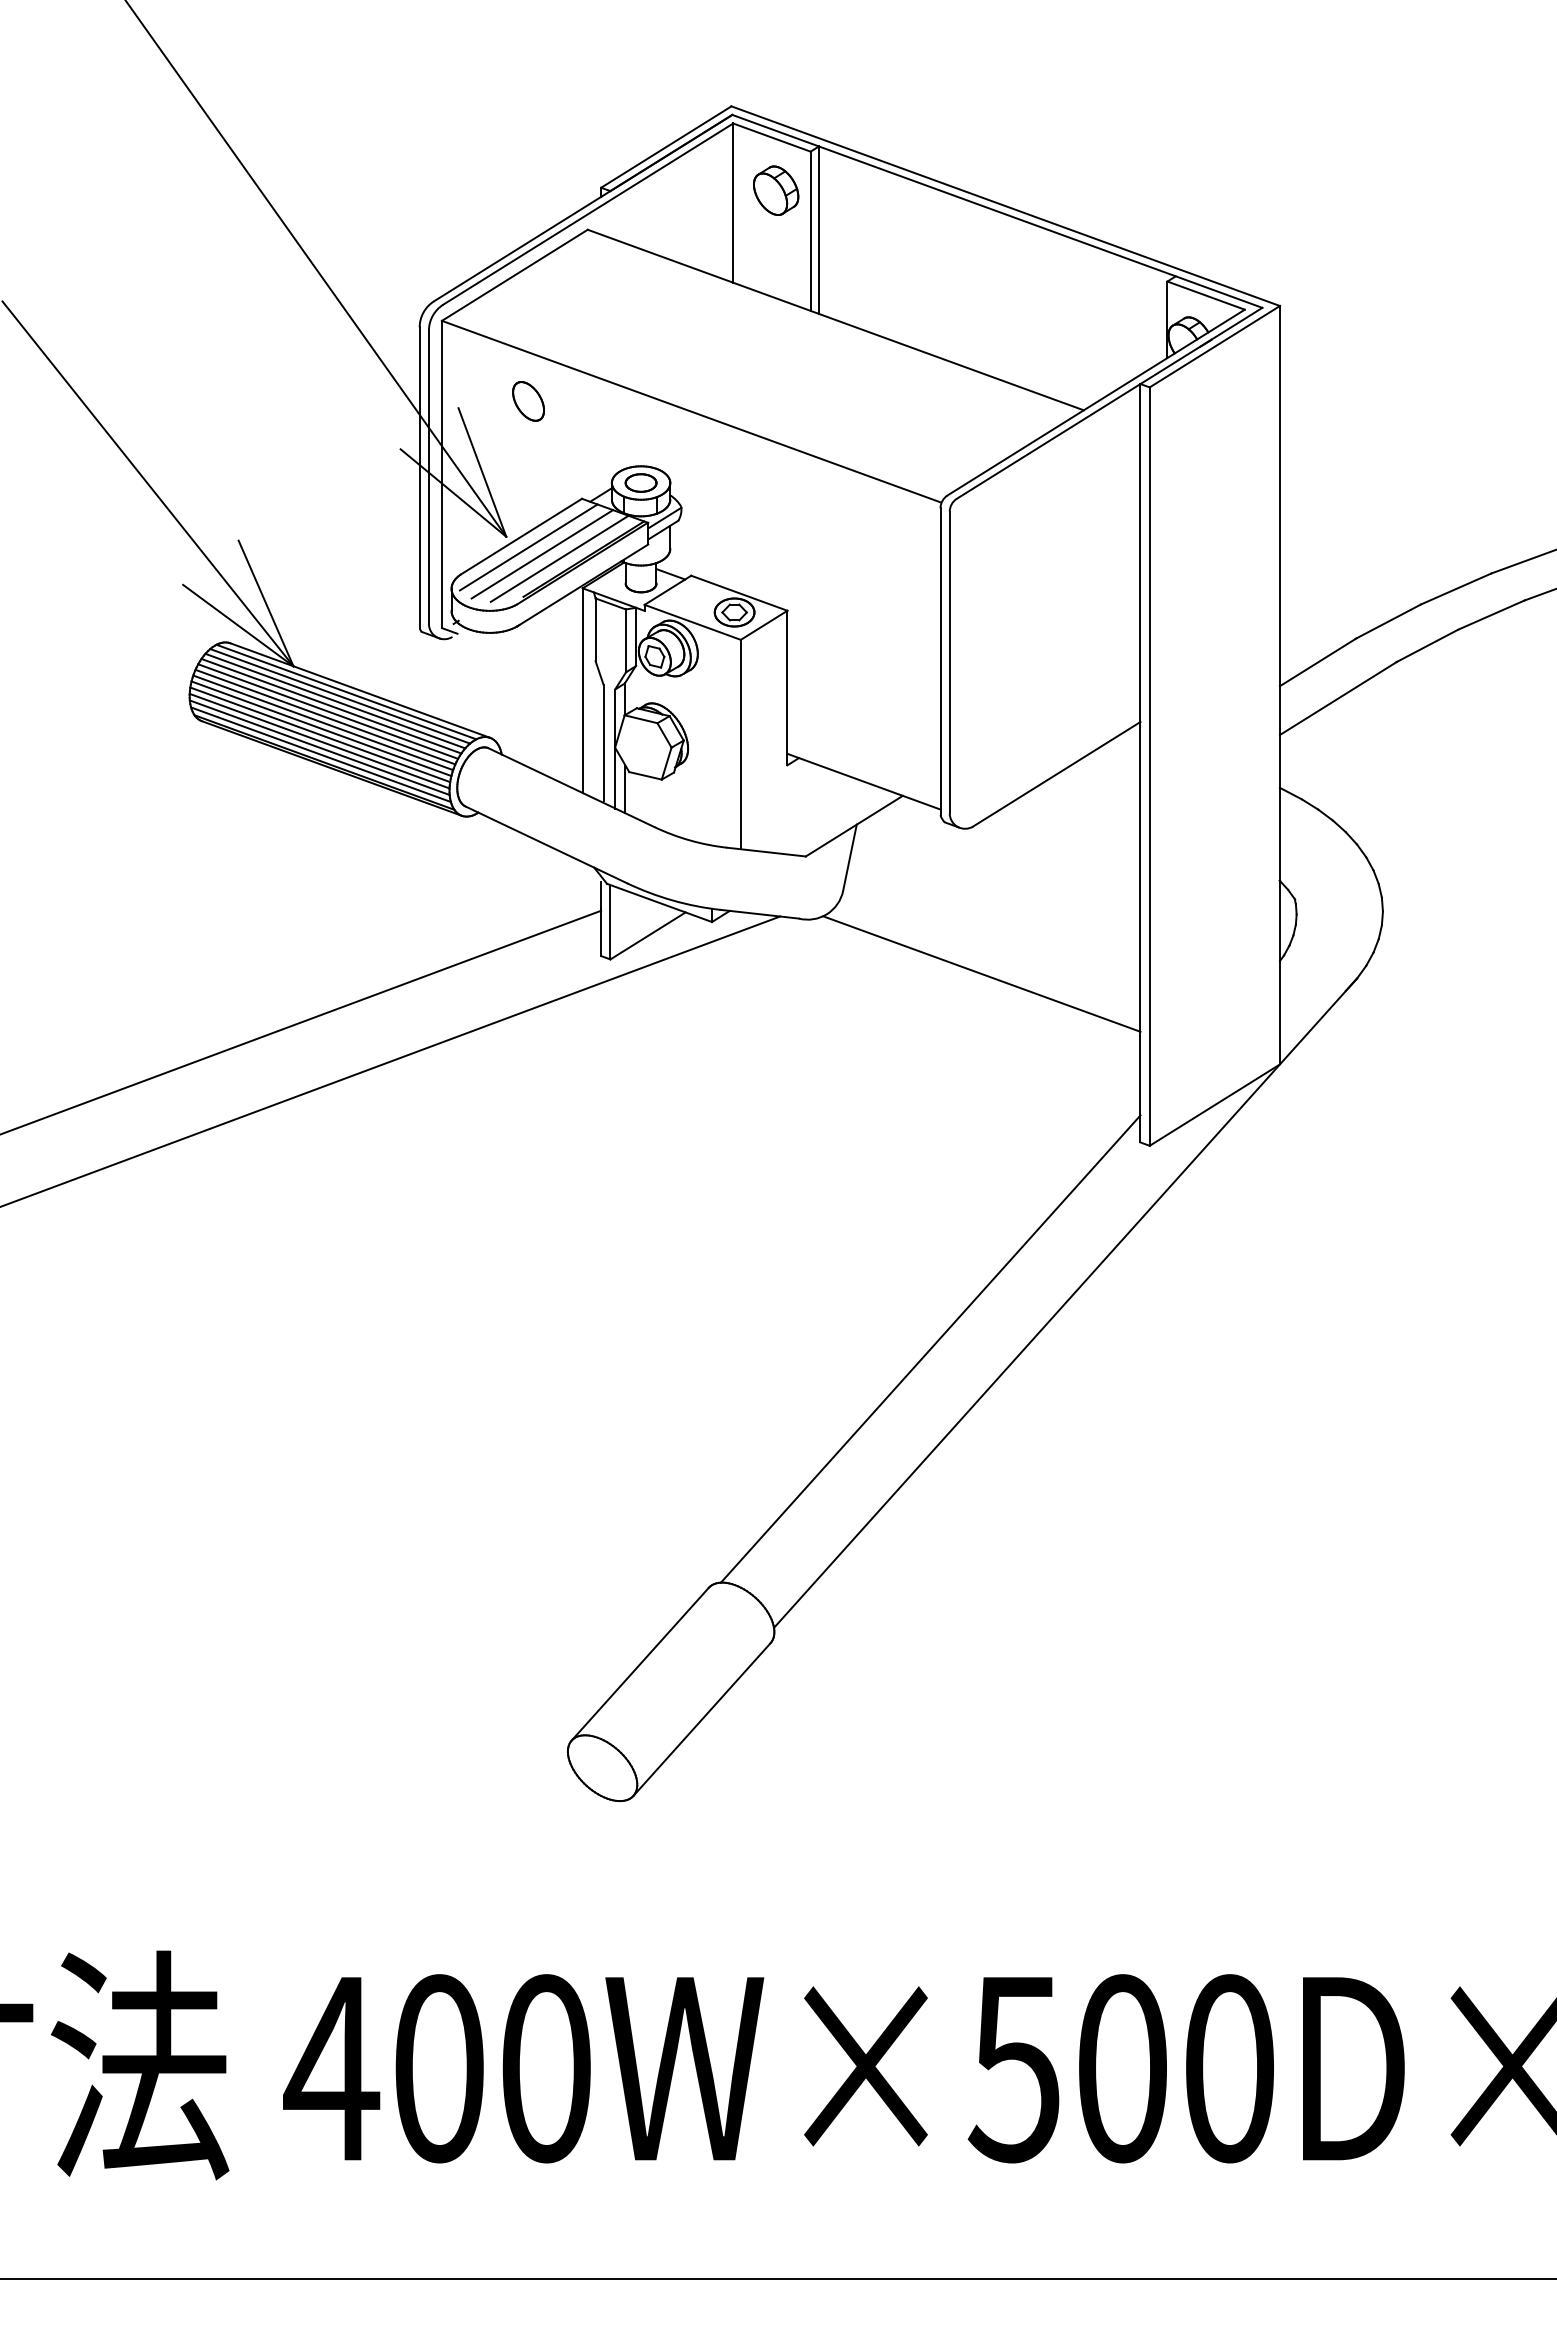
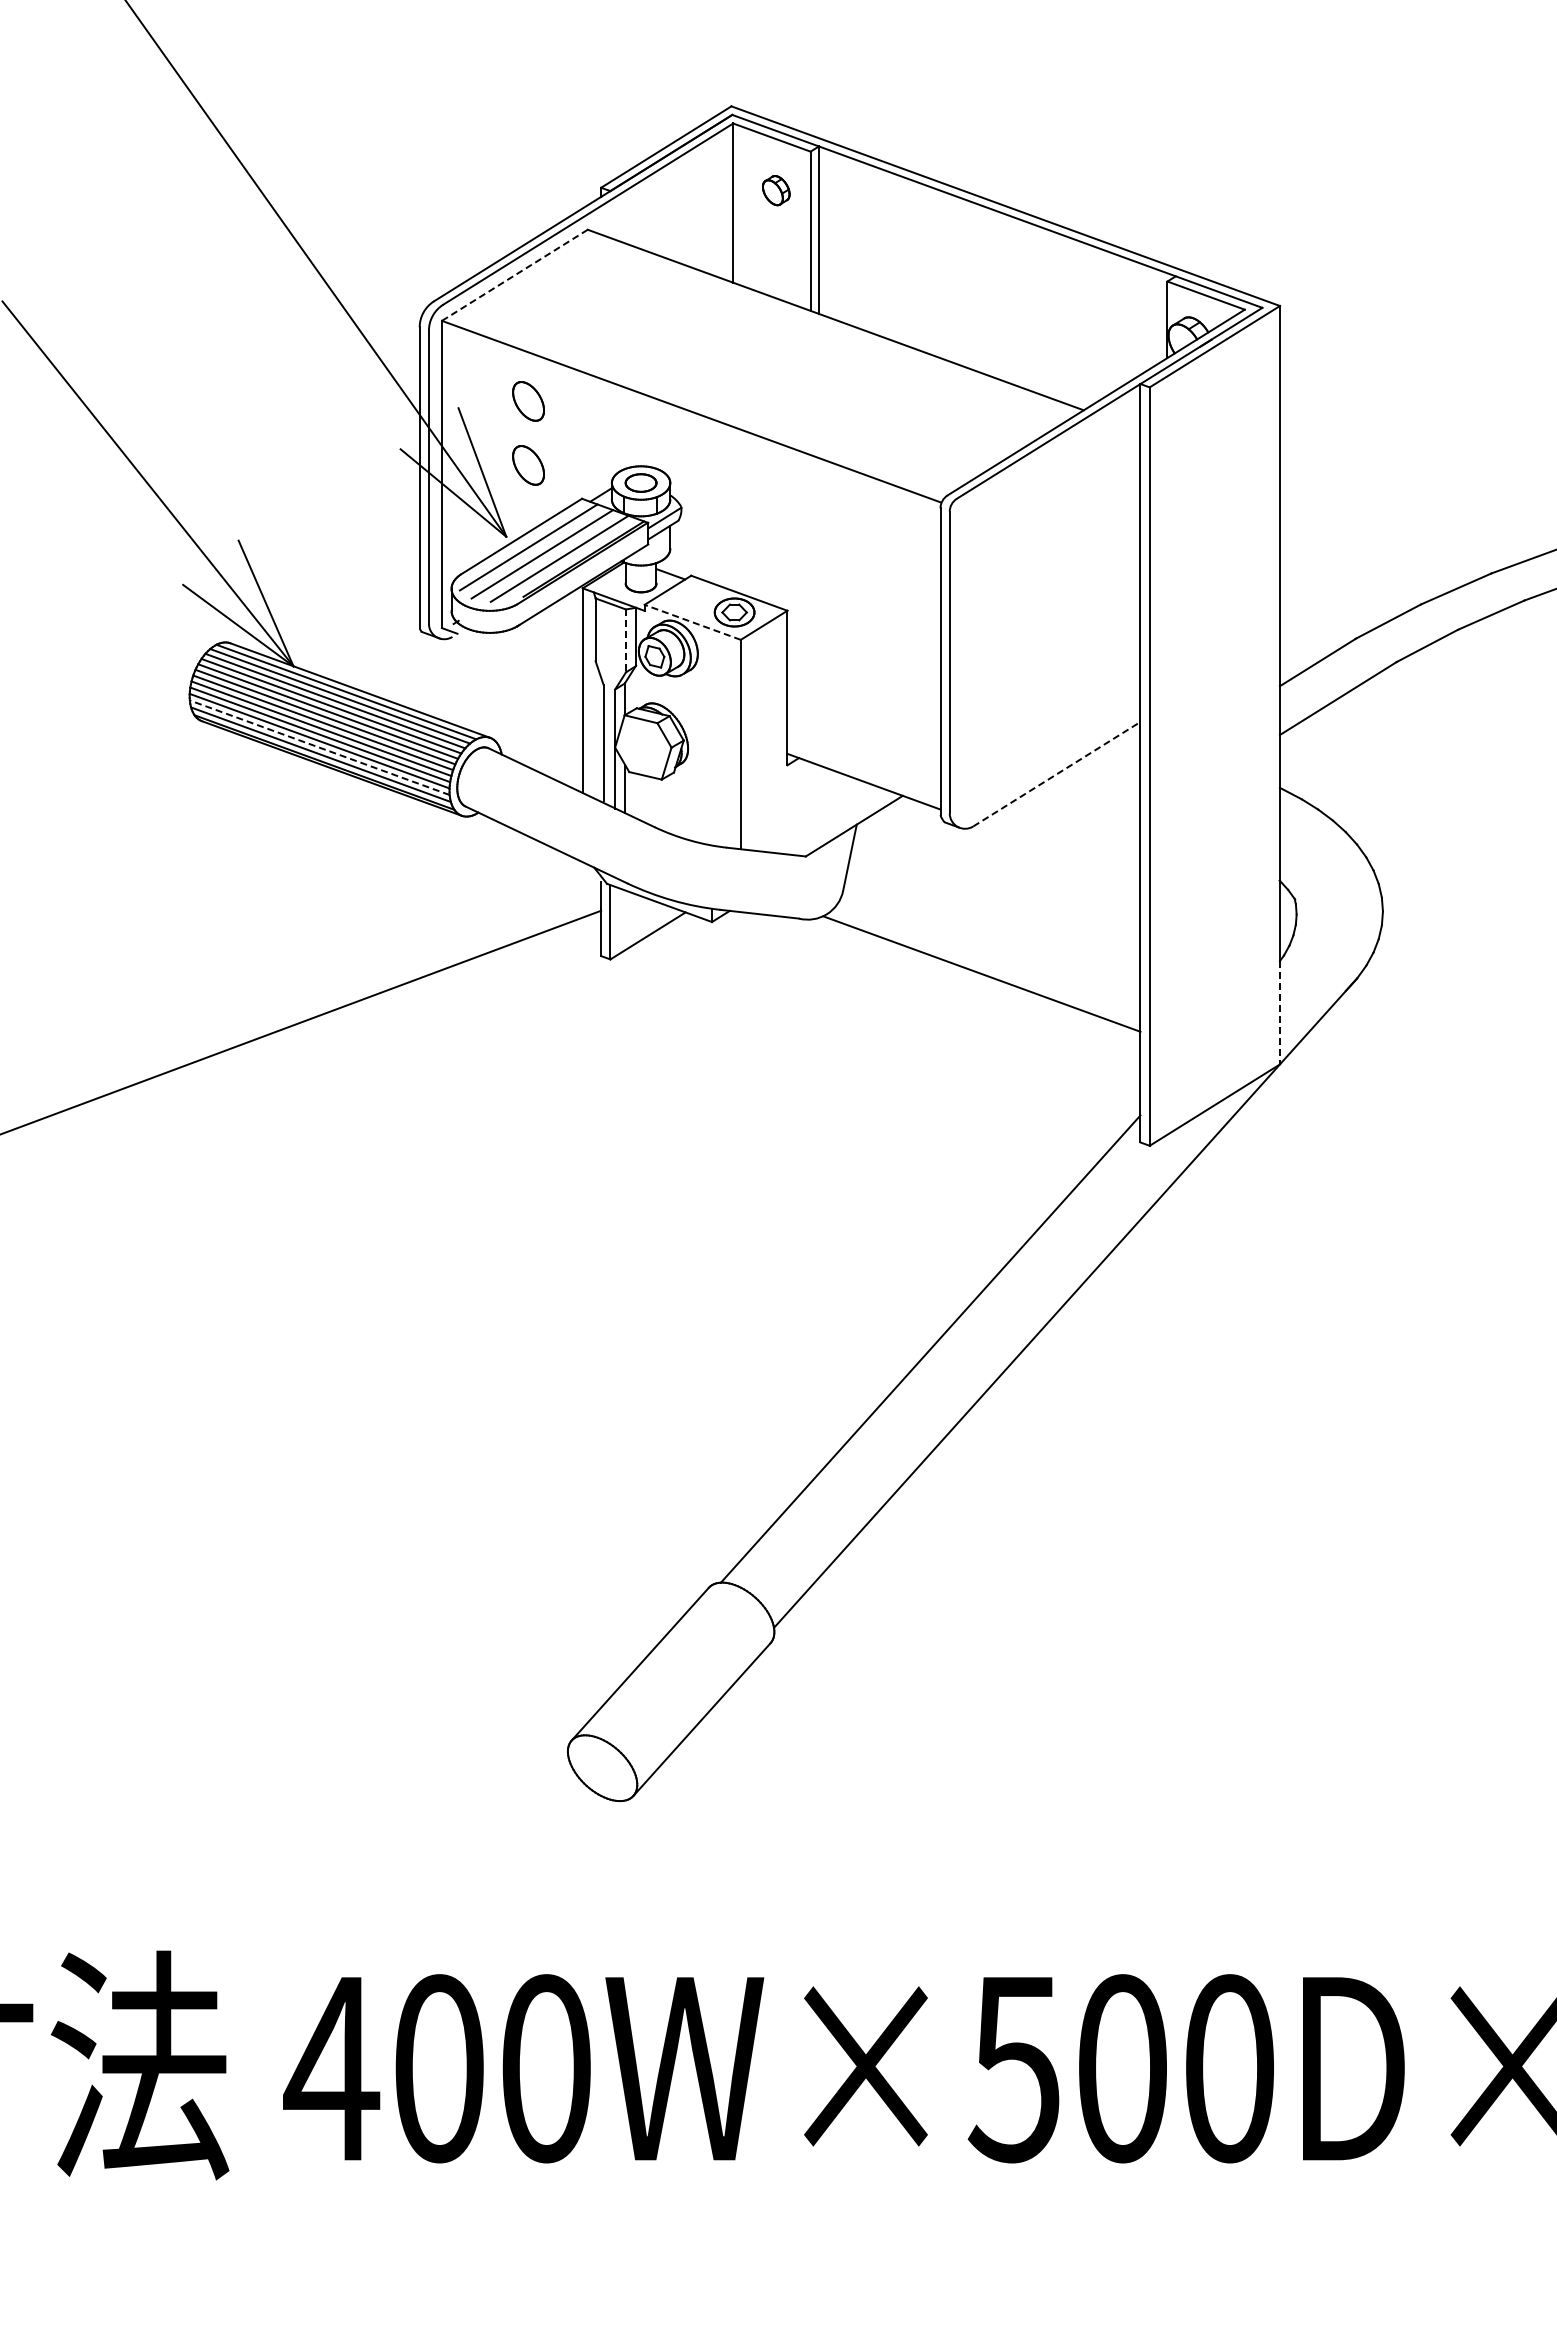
part size: 47x51 px -> 29x32 px (776, 190)
line: solid -> dashed (514, 275)
part: none -> present (528, 465)
line: solid -> dashed (692, 622)
line: solid -> dashed (626, 641)
line: solid -> dashed (319, 747)
line: solid -> dashed (1056, 774)
line: solid -> dashed (1279, 1012)
line: present -> none (391, 1061)
line: present -> none (777, 2279)
